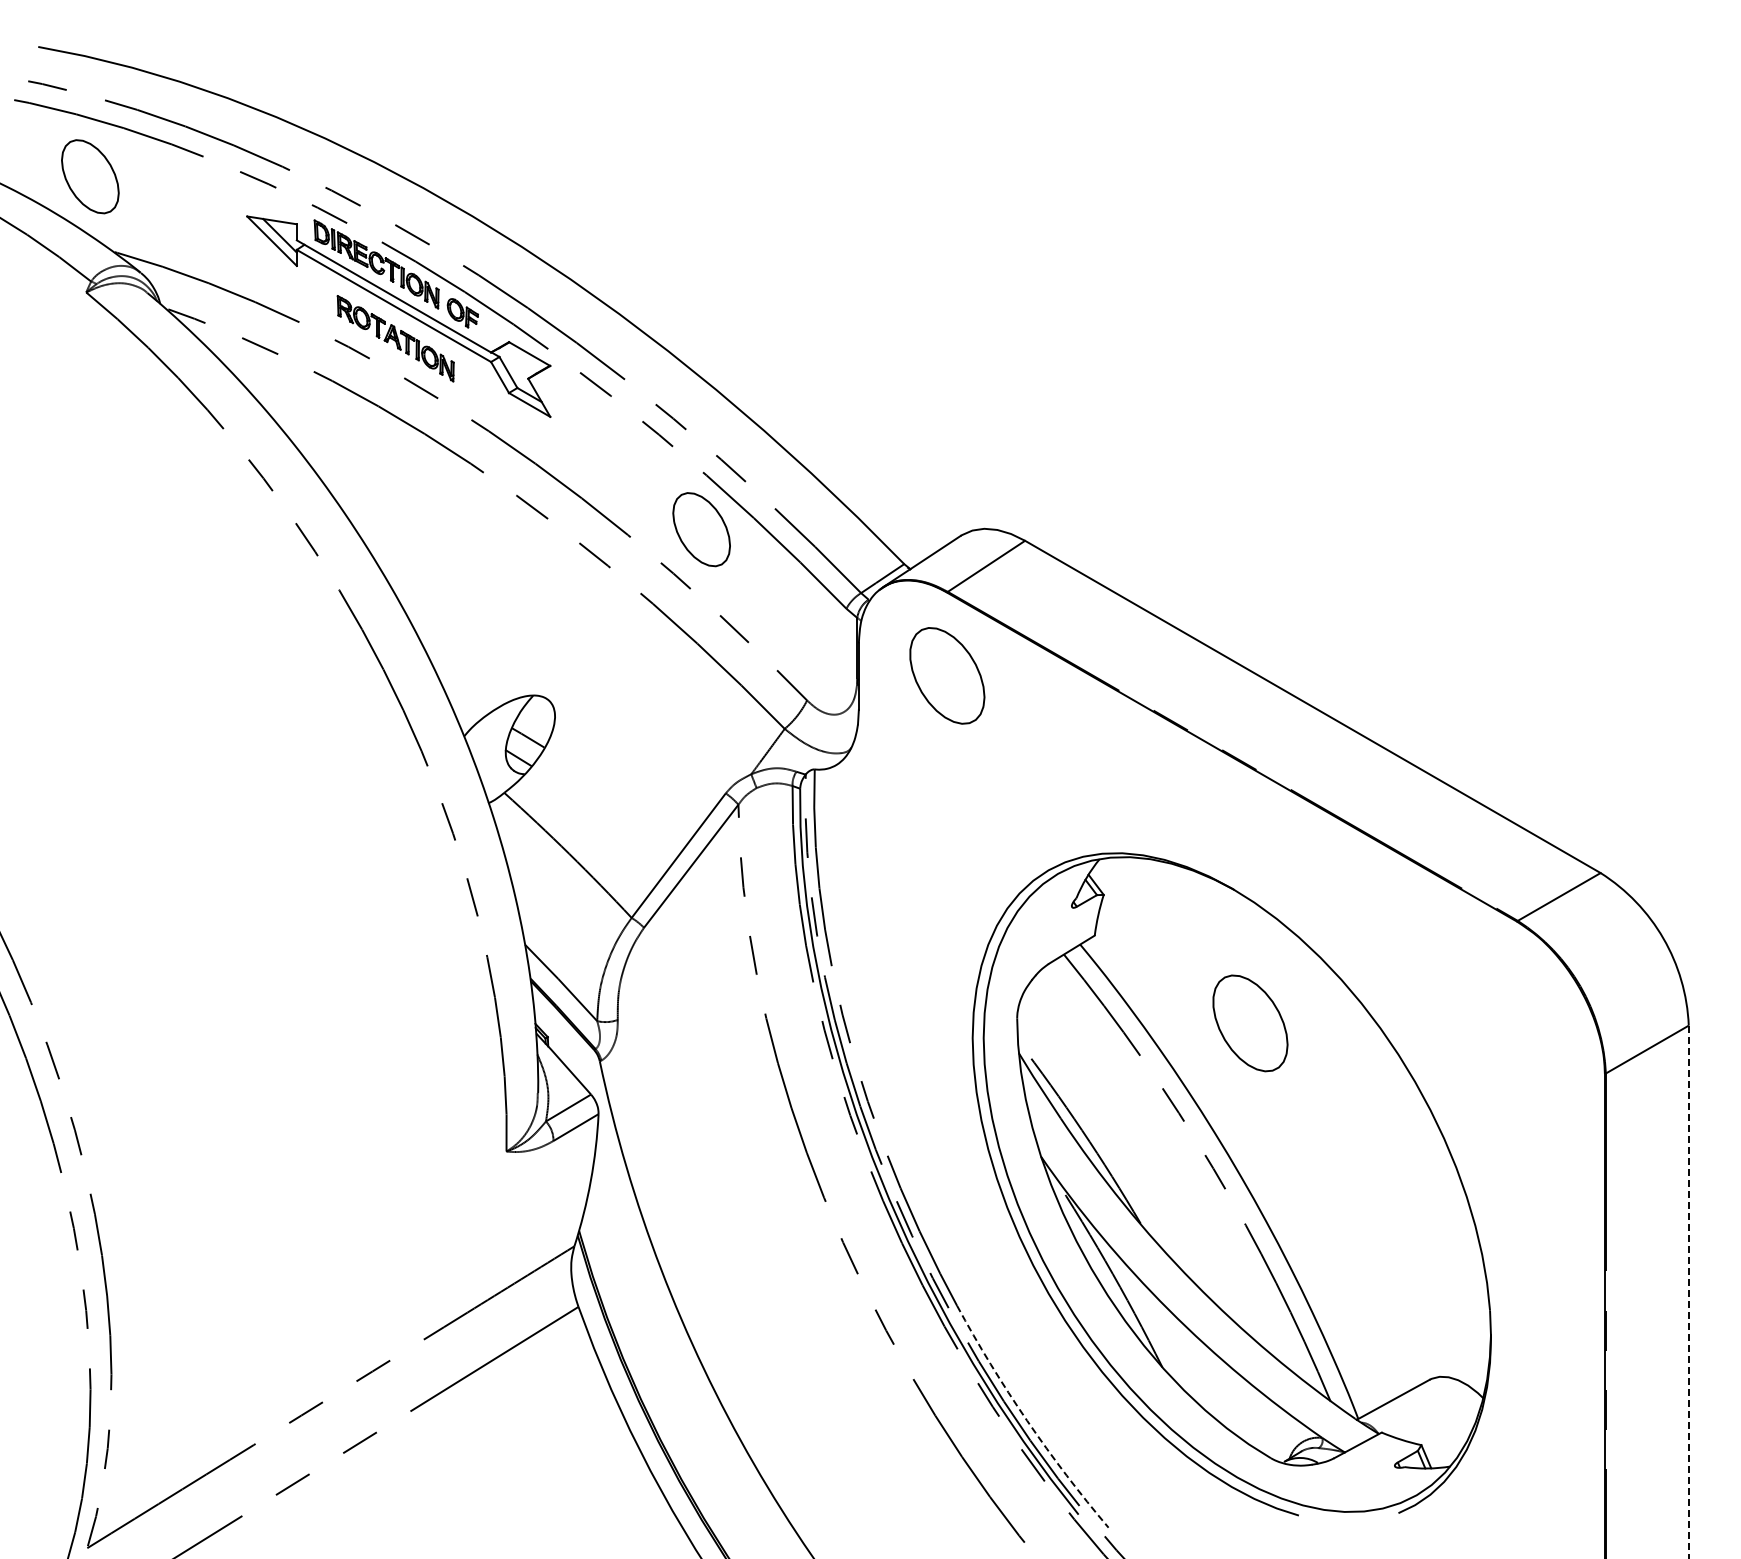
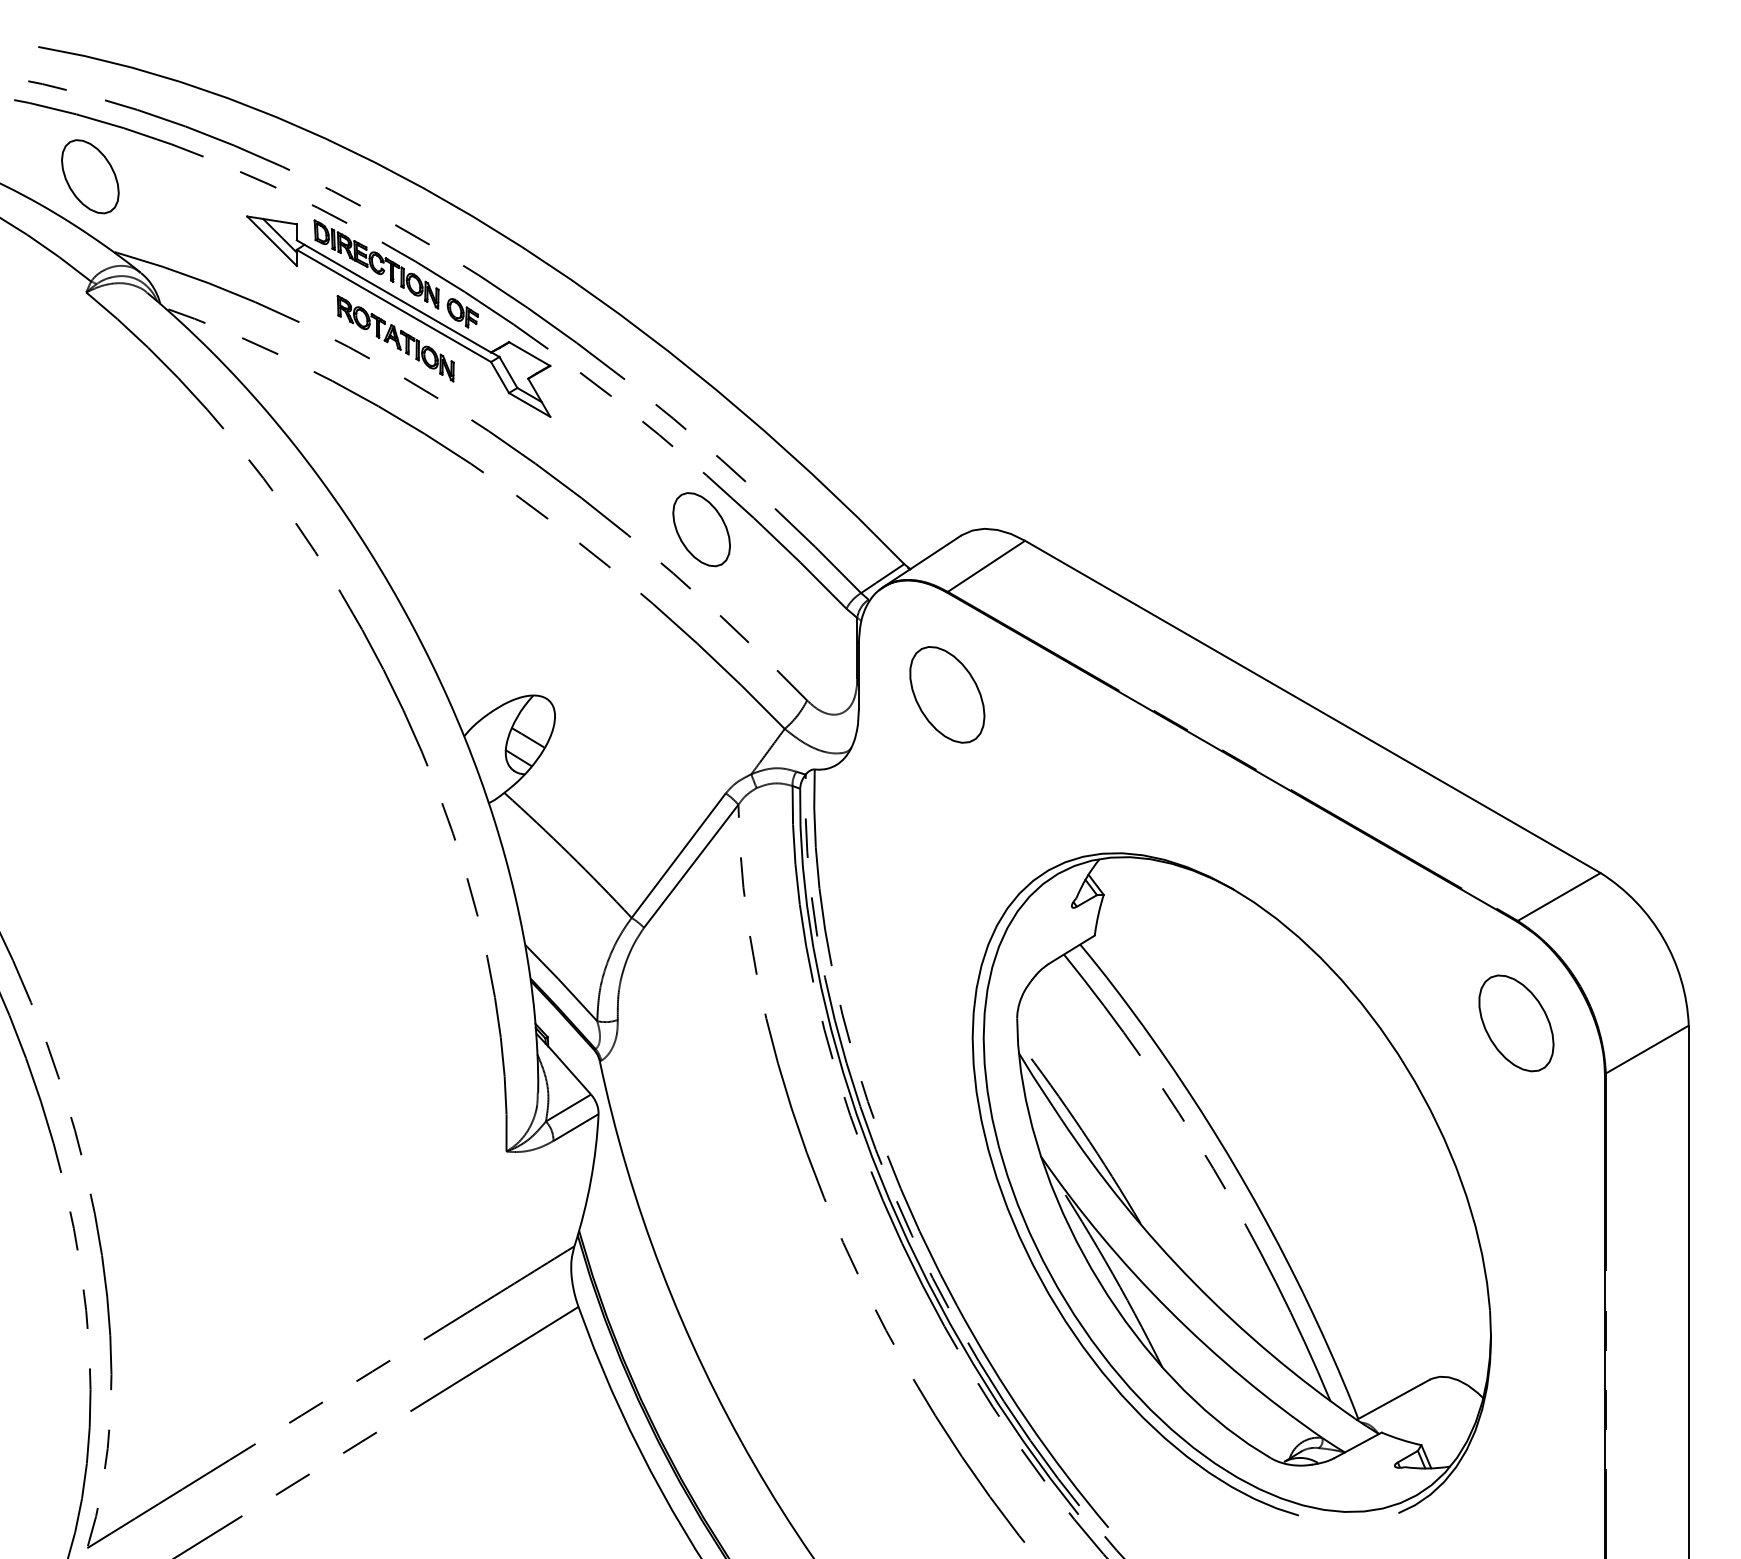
part position: (947, 675) -> (947, 694) (947, 694)
part position: (1250, 1023) -> (1516, 1023) (1516, 1023)
line: dashed -> solid (1688, 1292)
arc: dashed -> solid (1027, 1420)
